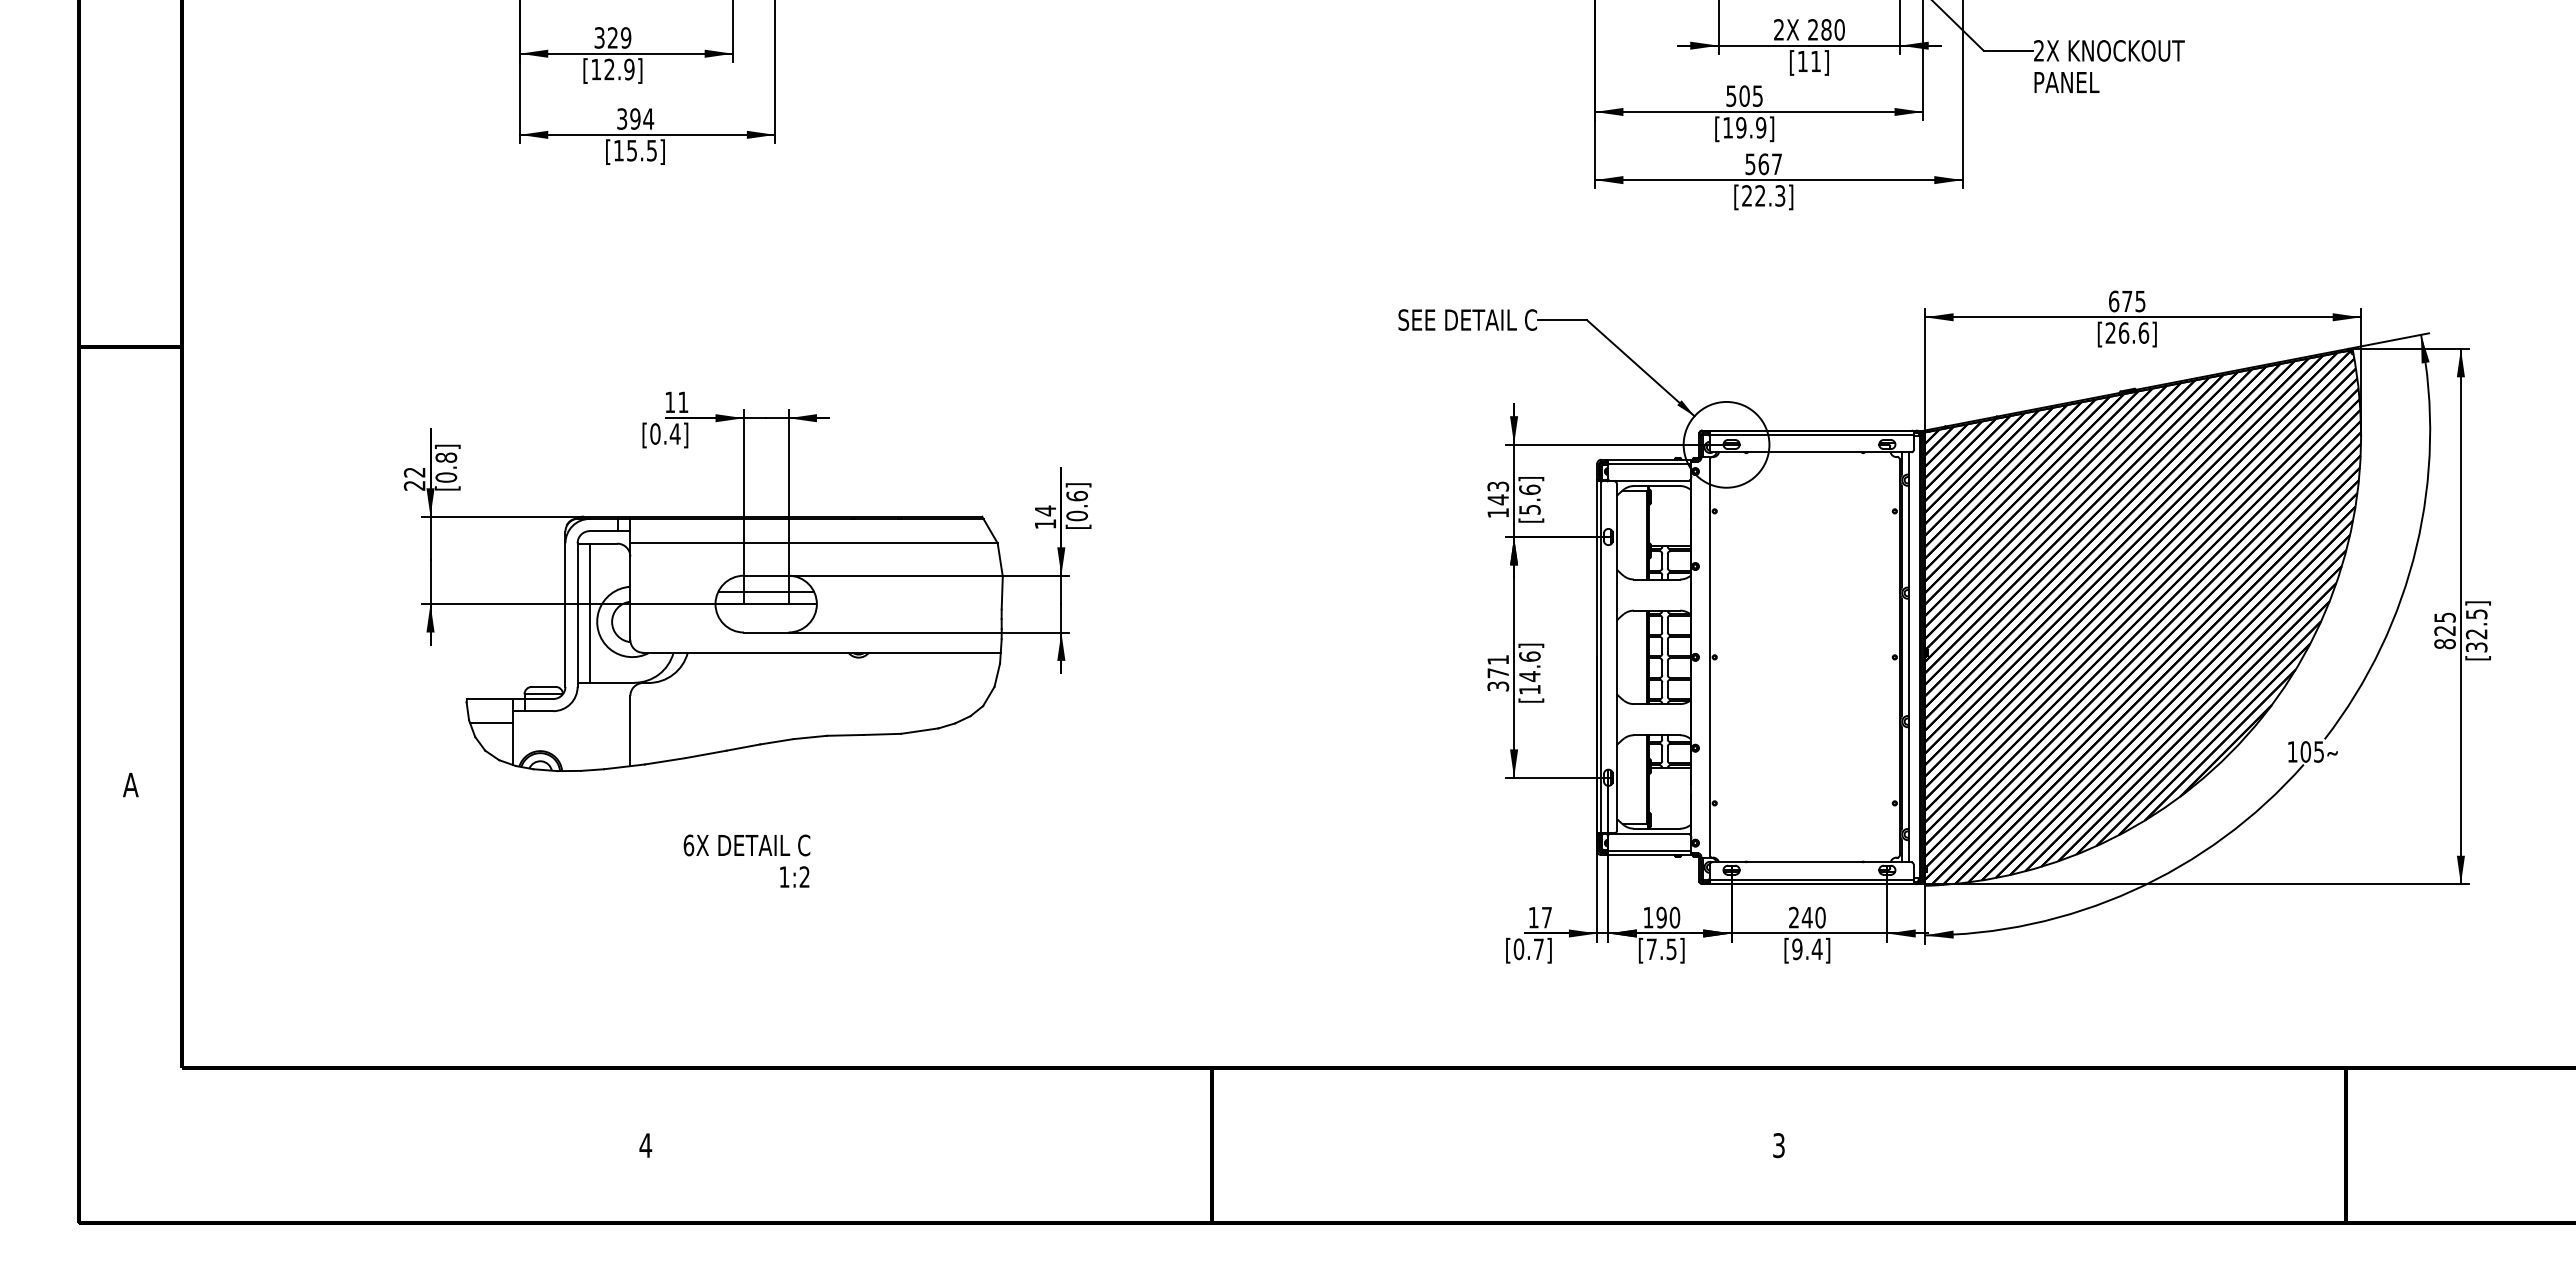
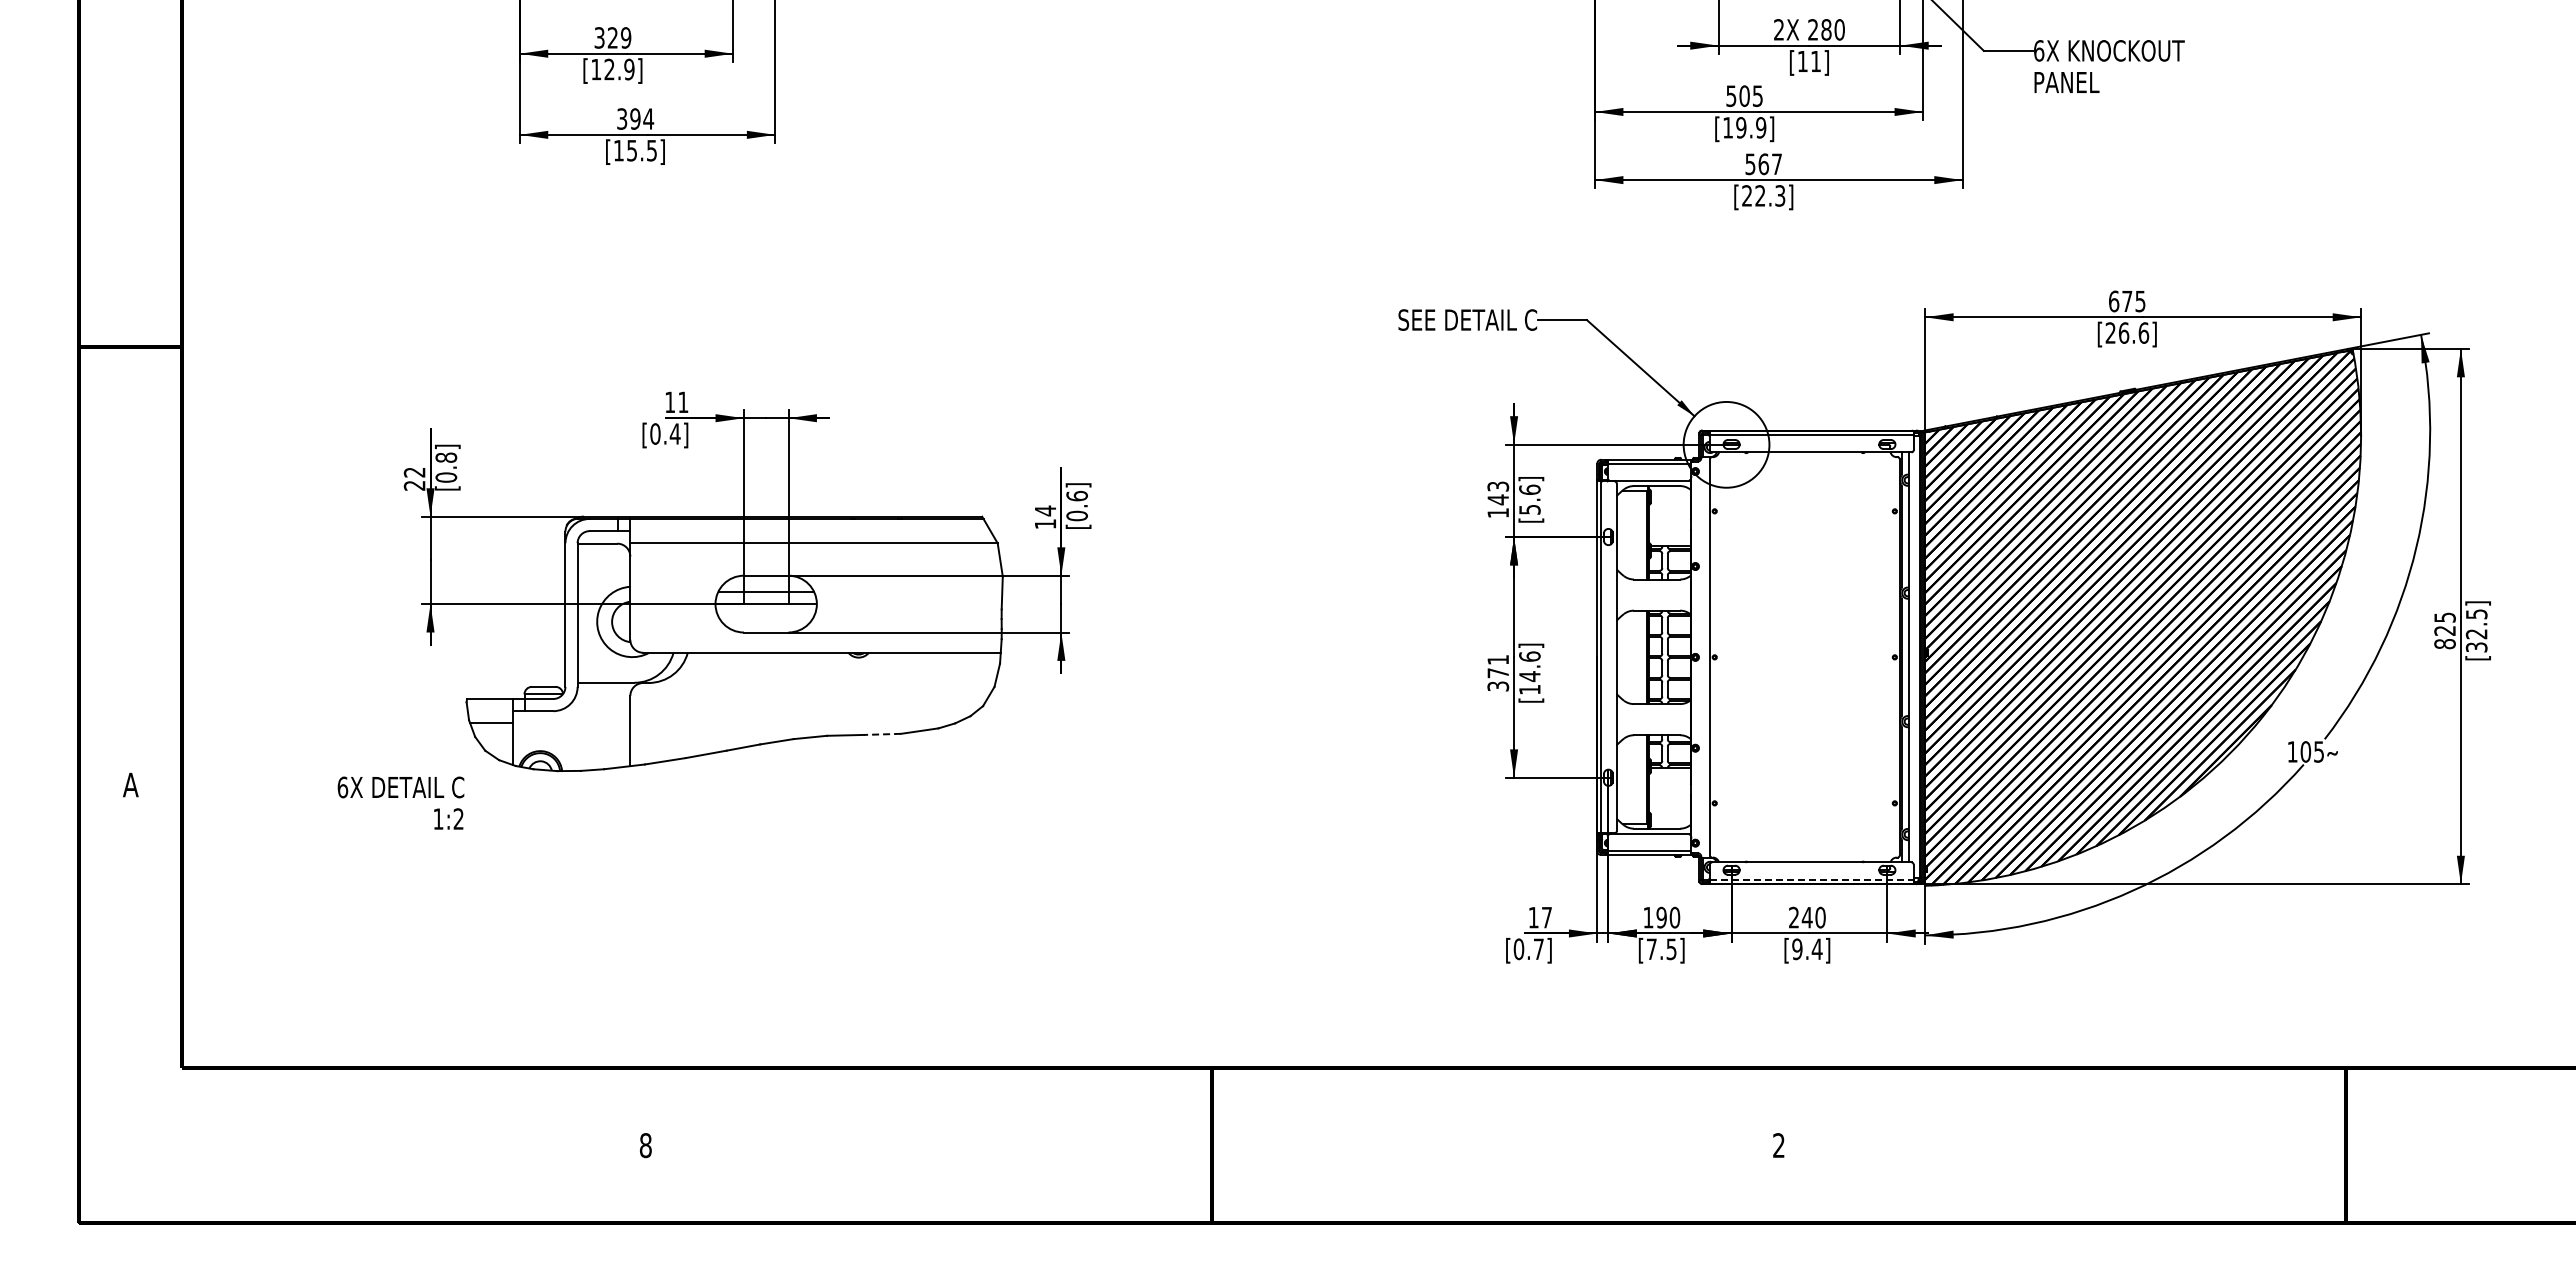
text: 2X -> 6X (2039, 50)
line: present -> none (589, 612)
line: solid -> dashed (882, 734)
text position: (746, 860) -> (400, 802) (400, 802)
line: solid -> dashed (1811, 879)
text: 4 -> 8 (645, 1145)
text: 3 -> 2 (1778, 1145)
